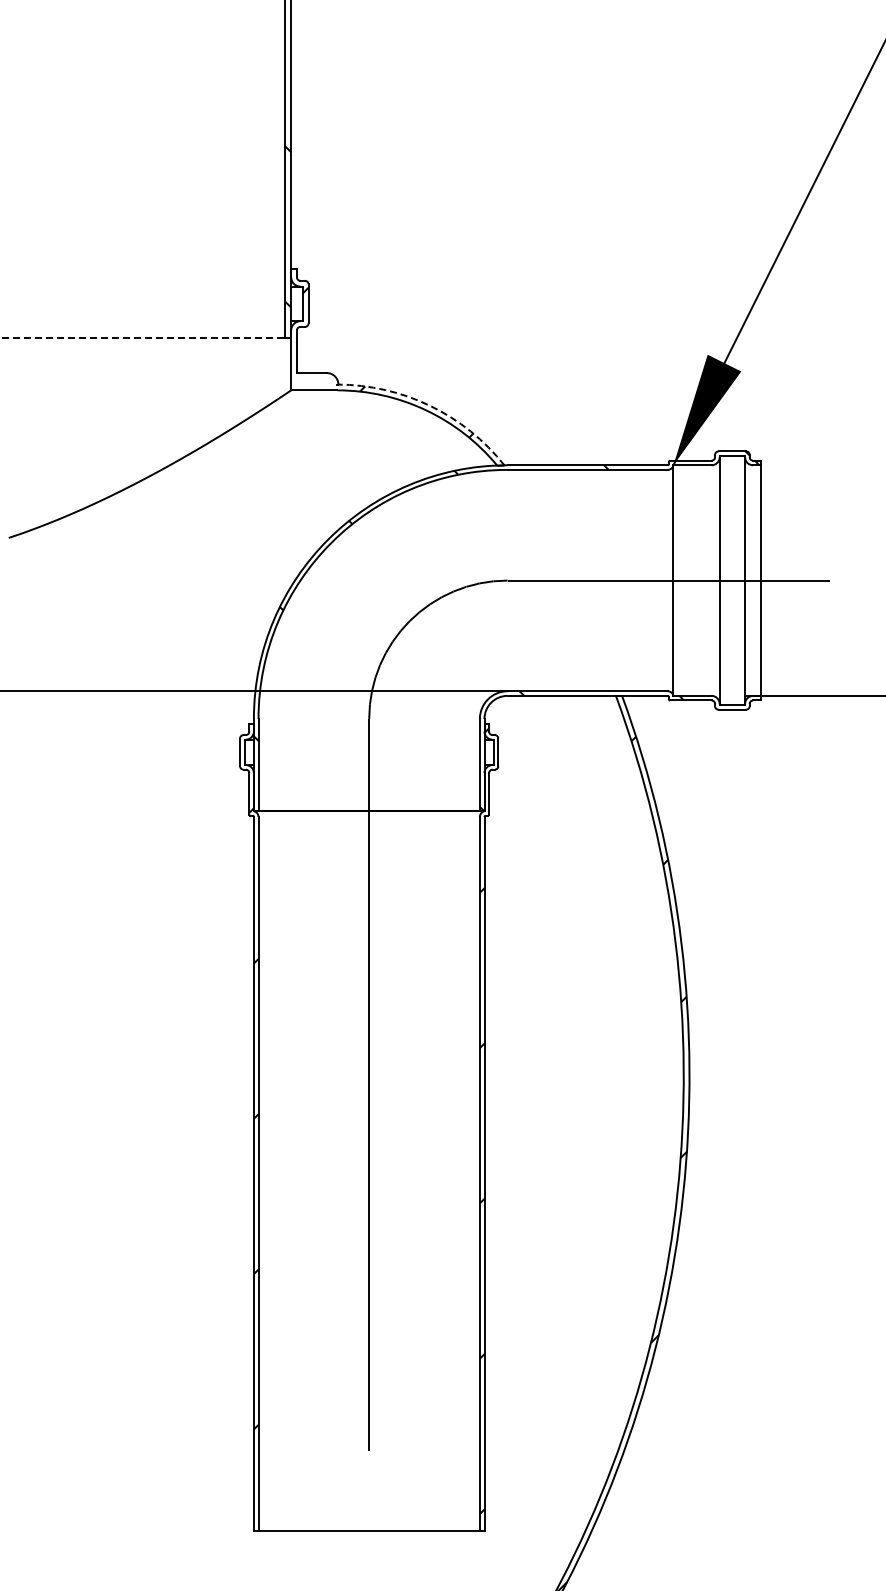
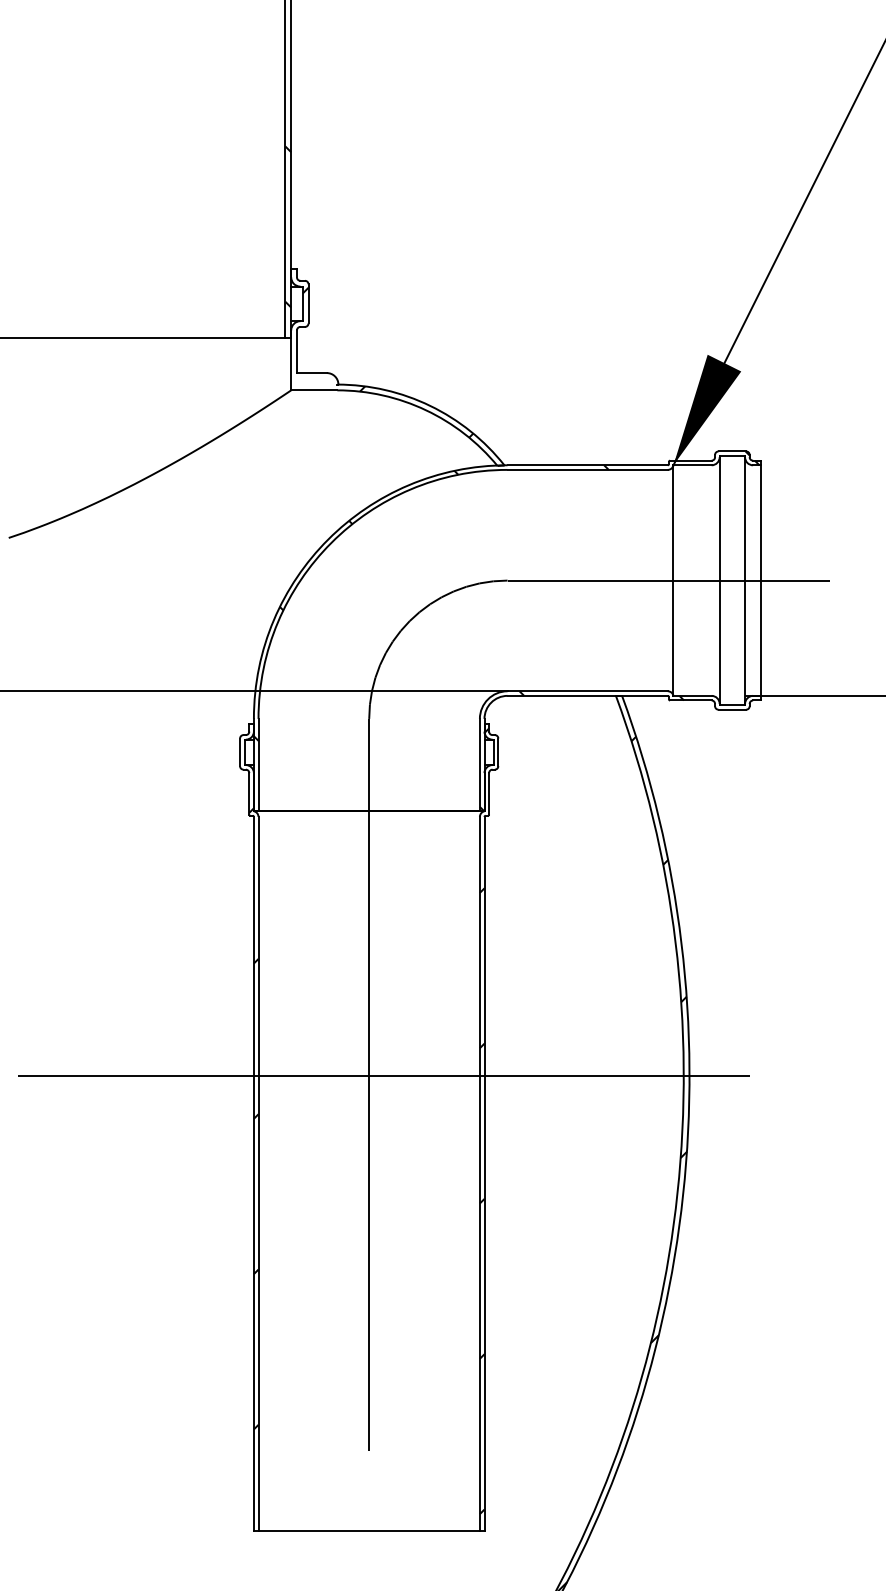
line: dashed -> solid (143, 338)
arc: dashed -> solid (430, 405)
line: none -> present (376, 1076)
